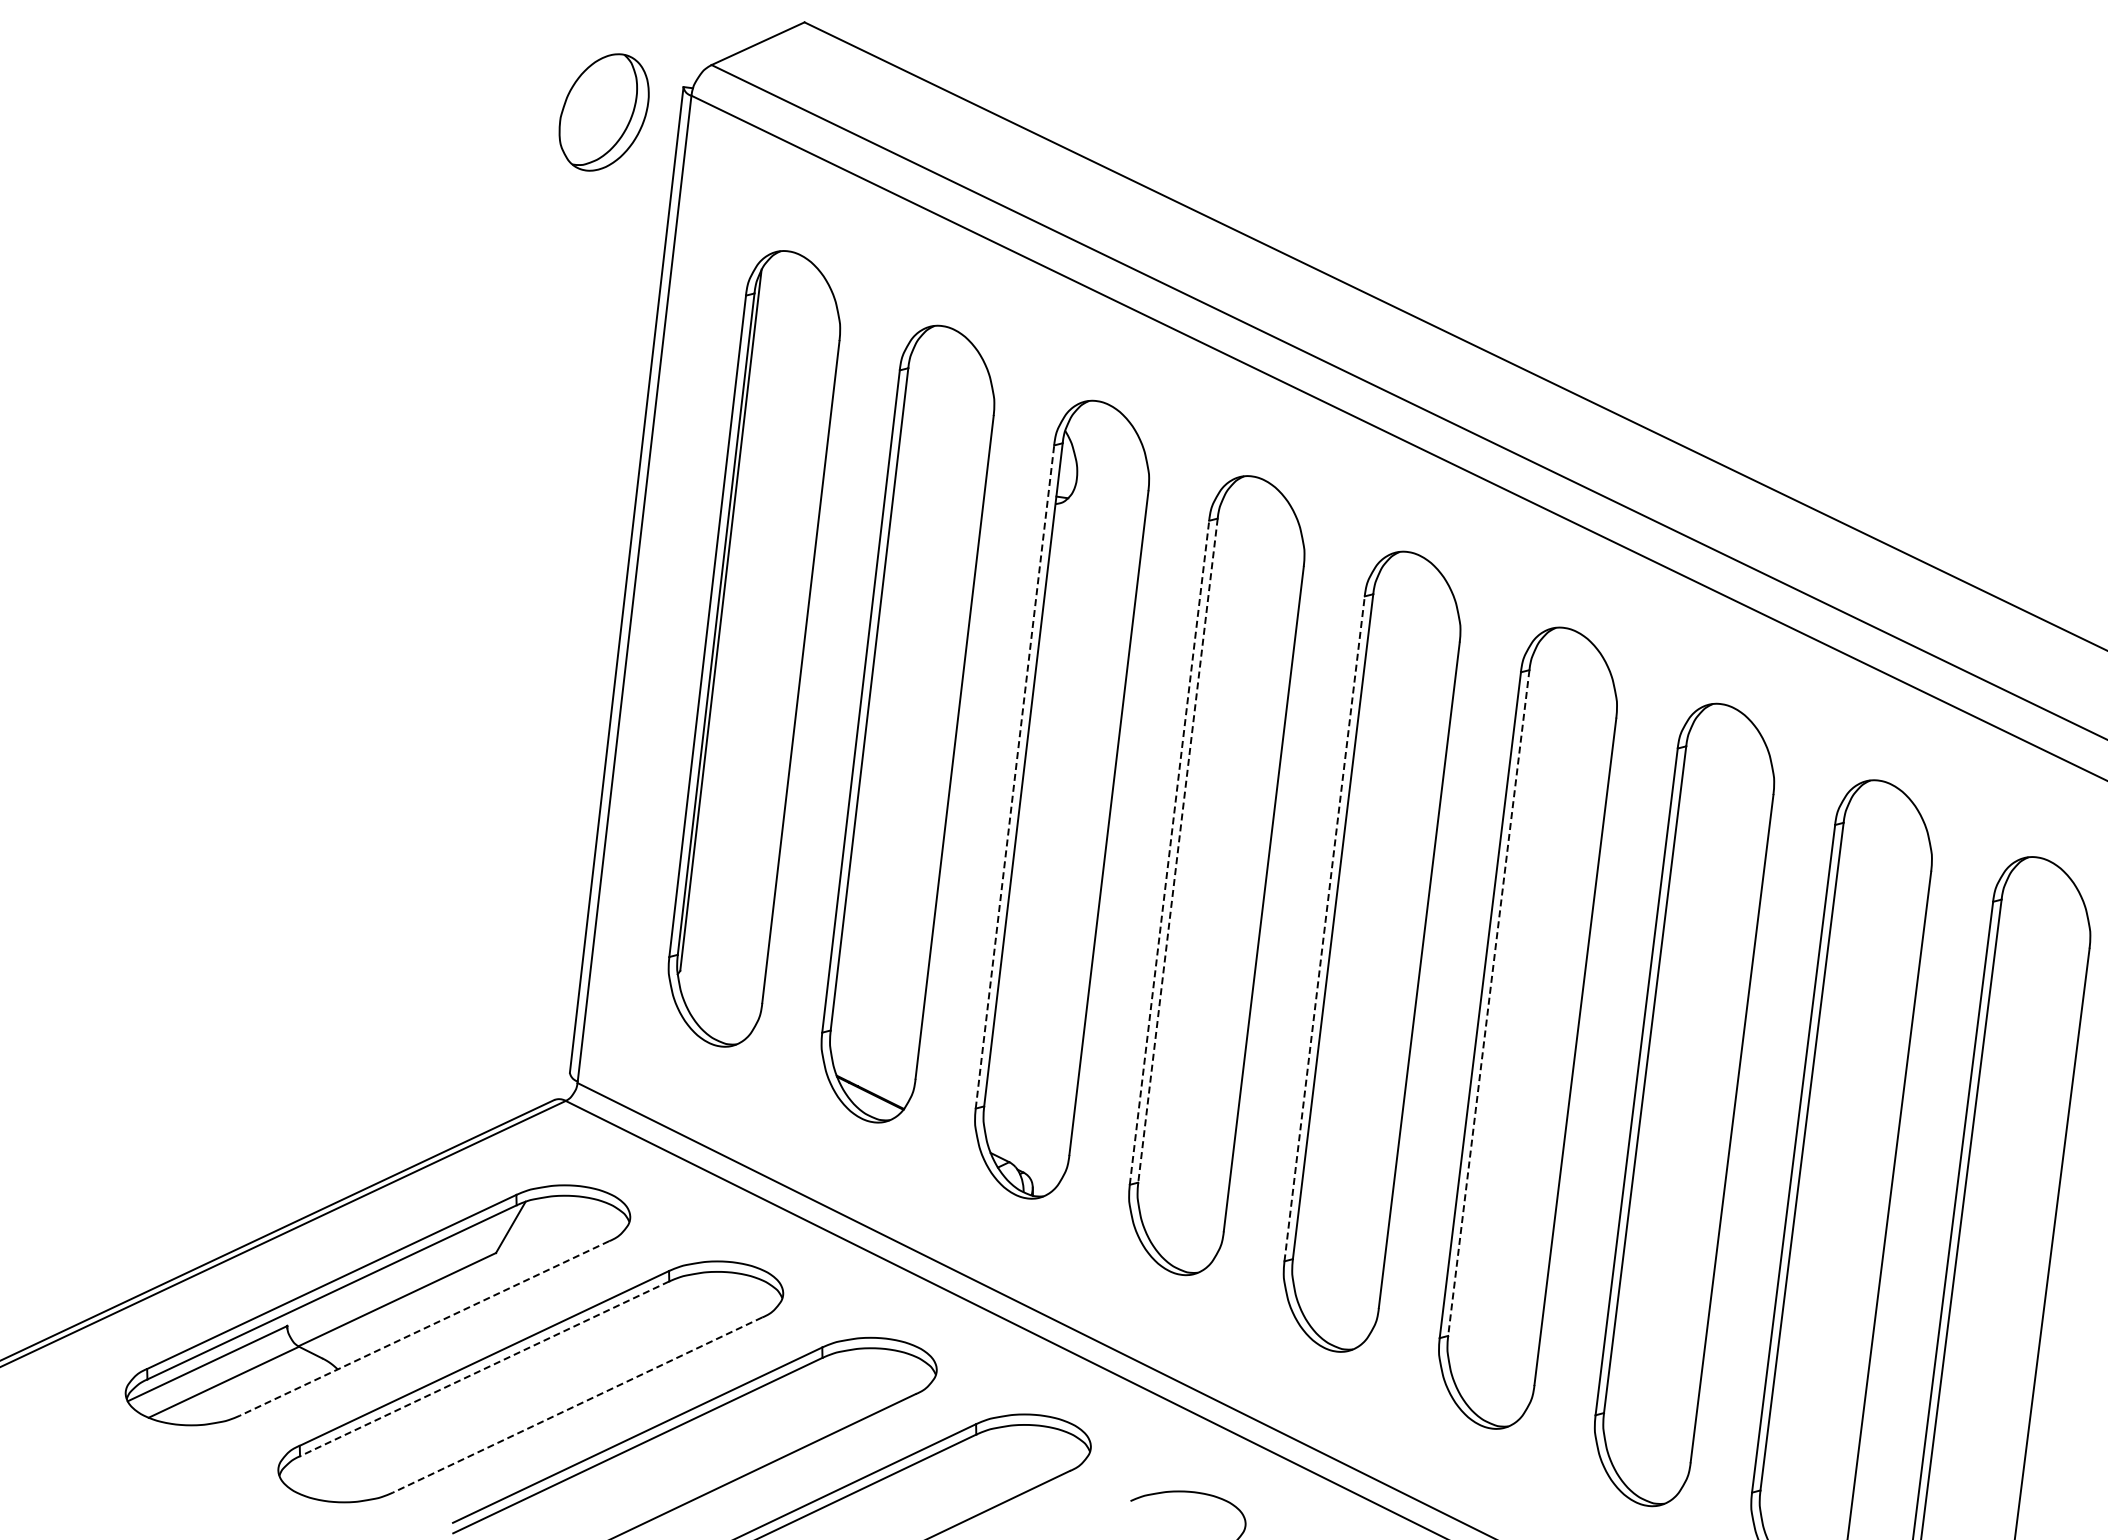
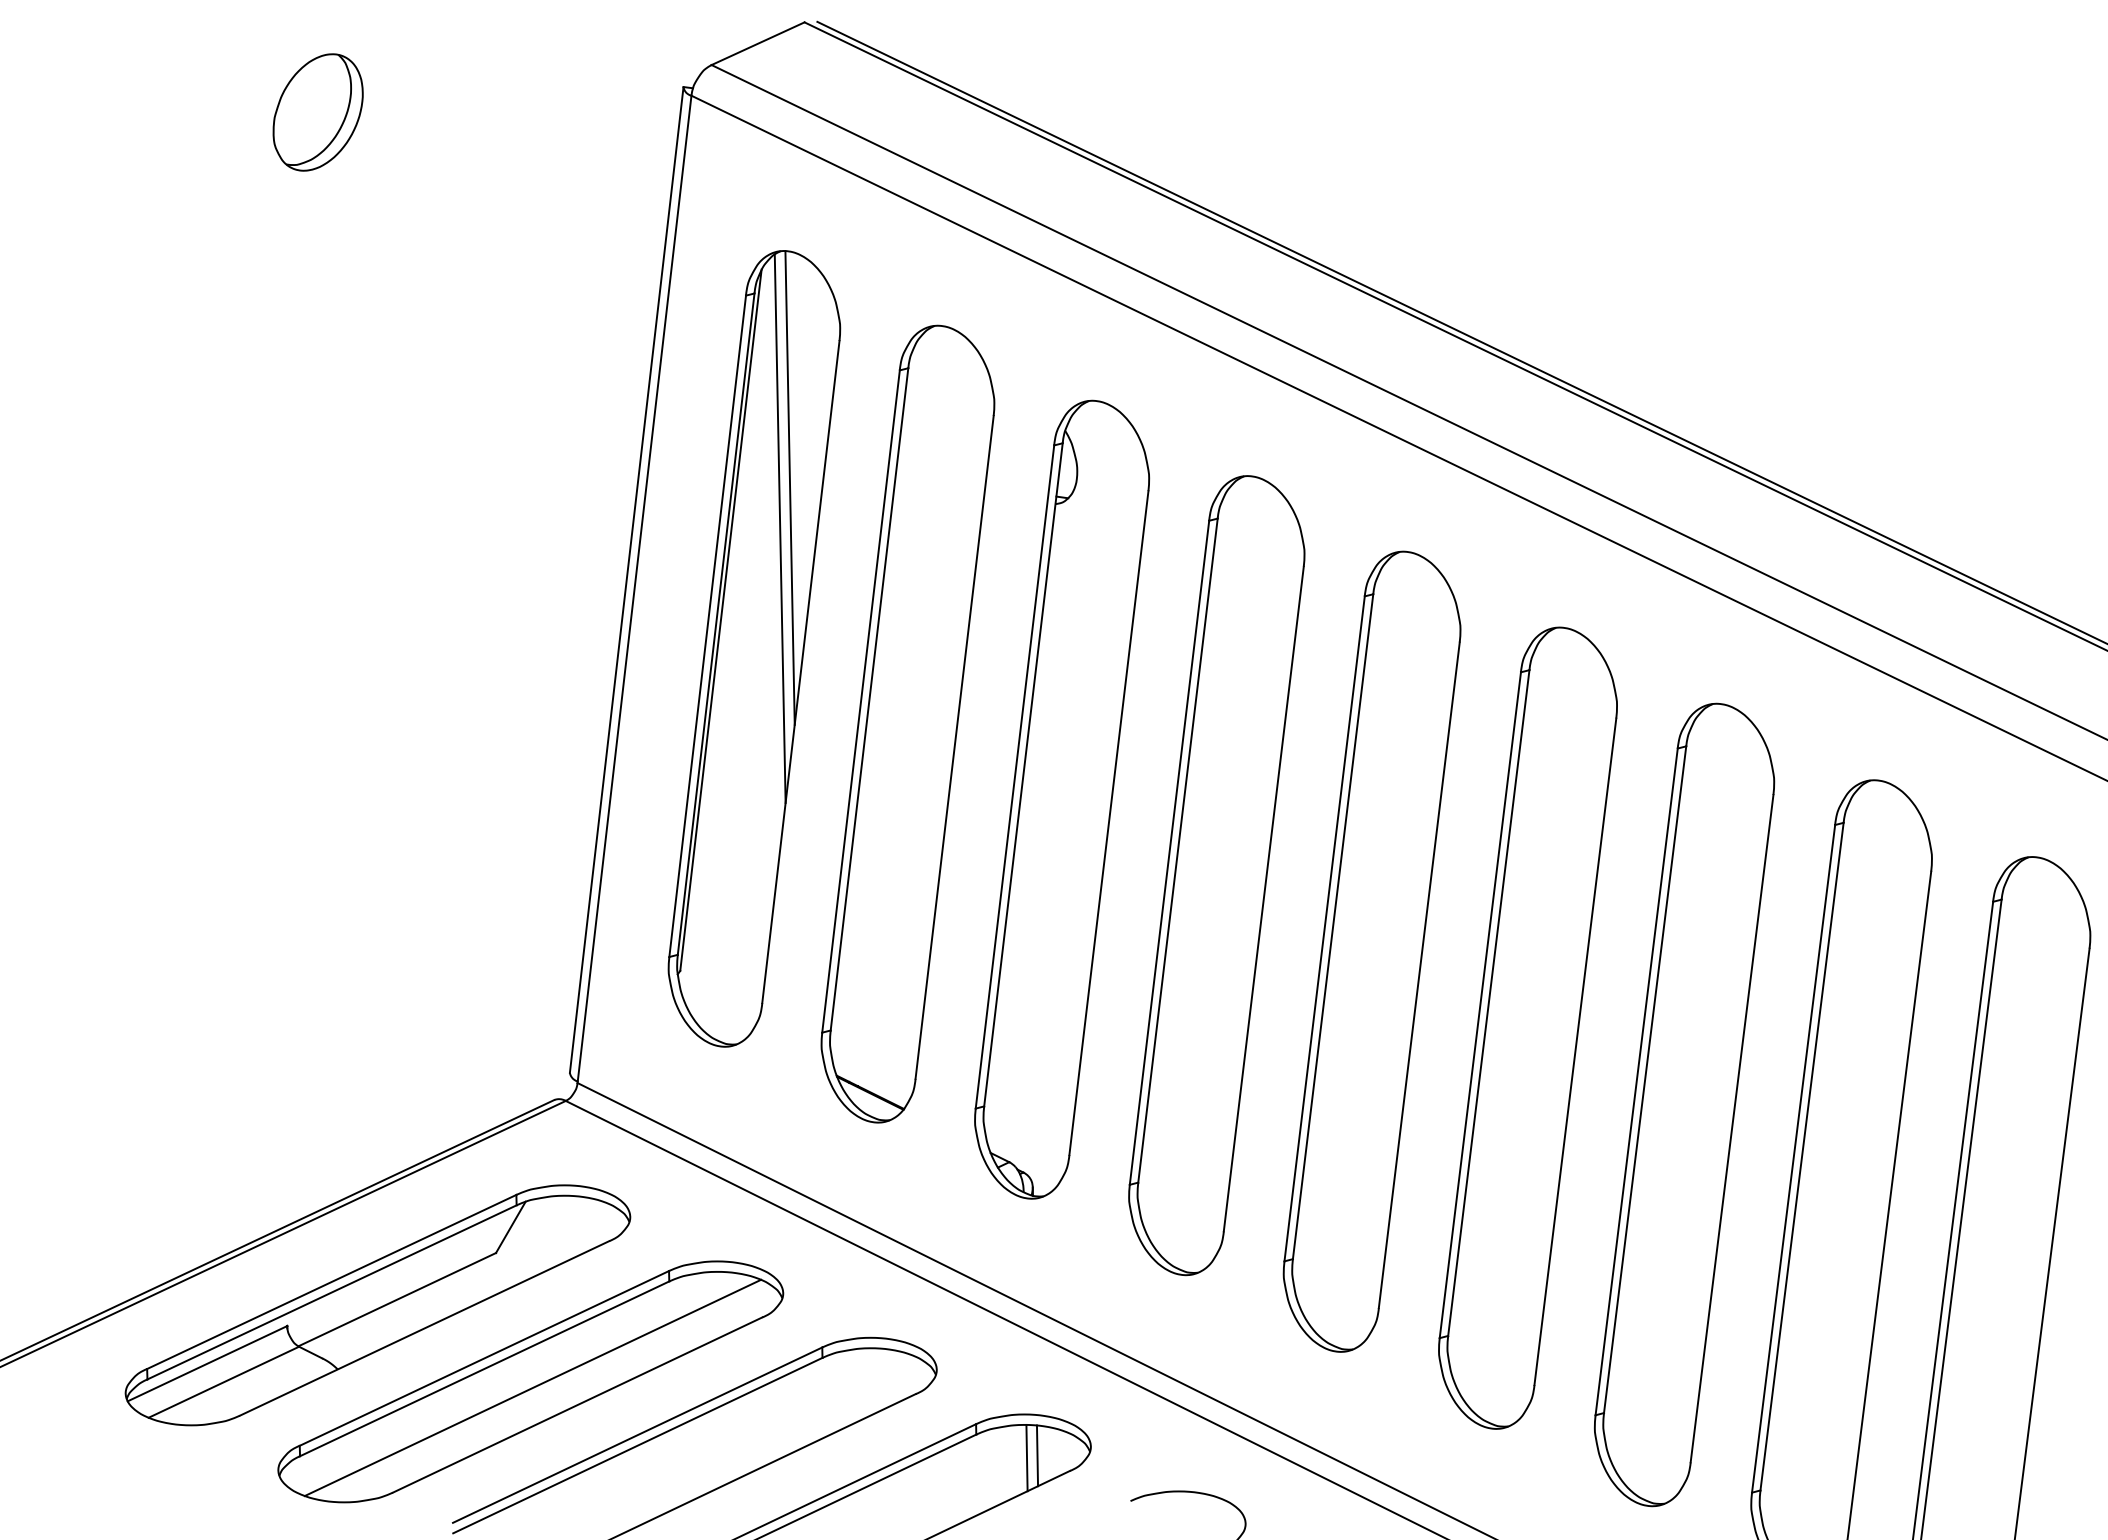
part position: (603, 112) -> (317, 112) (317, 112)
line: none -> present (1460, 331)
line: none -> present (789, 487)
line: none -> present (779, 528)
line: dashed -> solid (1014, 777)
line: dashed -> solid (1177, 851)
line: dashed -> solid (1169, 852)
line: dashed -> solid (1324, 928)
line: dashed -> solid (1488, 1003)
line: dashed -> solid (424, 1328)
line: dashed -> solid (484, 1369)
line: none -> present (532, 1387)
line: dashed -> solid (577, 1405)
line: none -> present (1037, 1455)
line: none -> present (1026, 1457)
